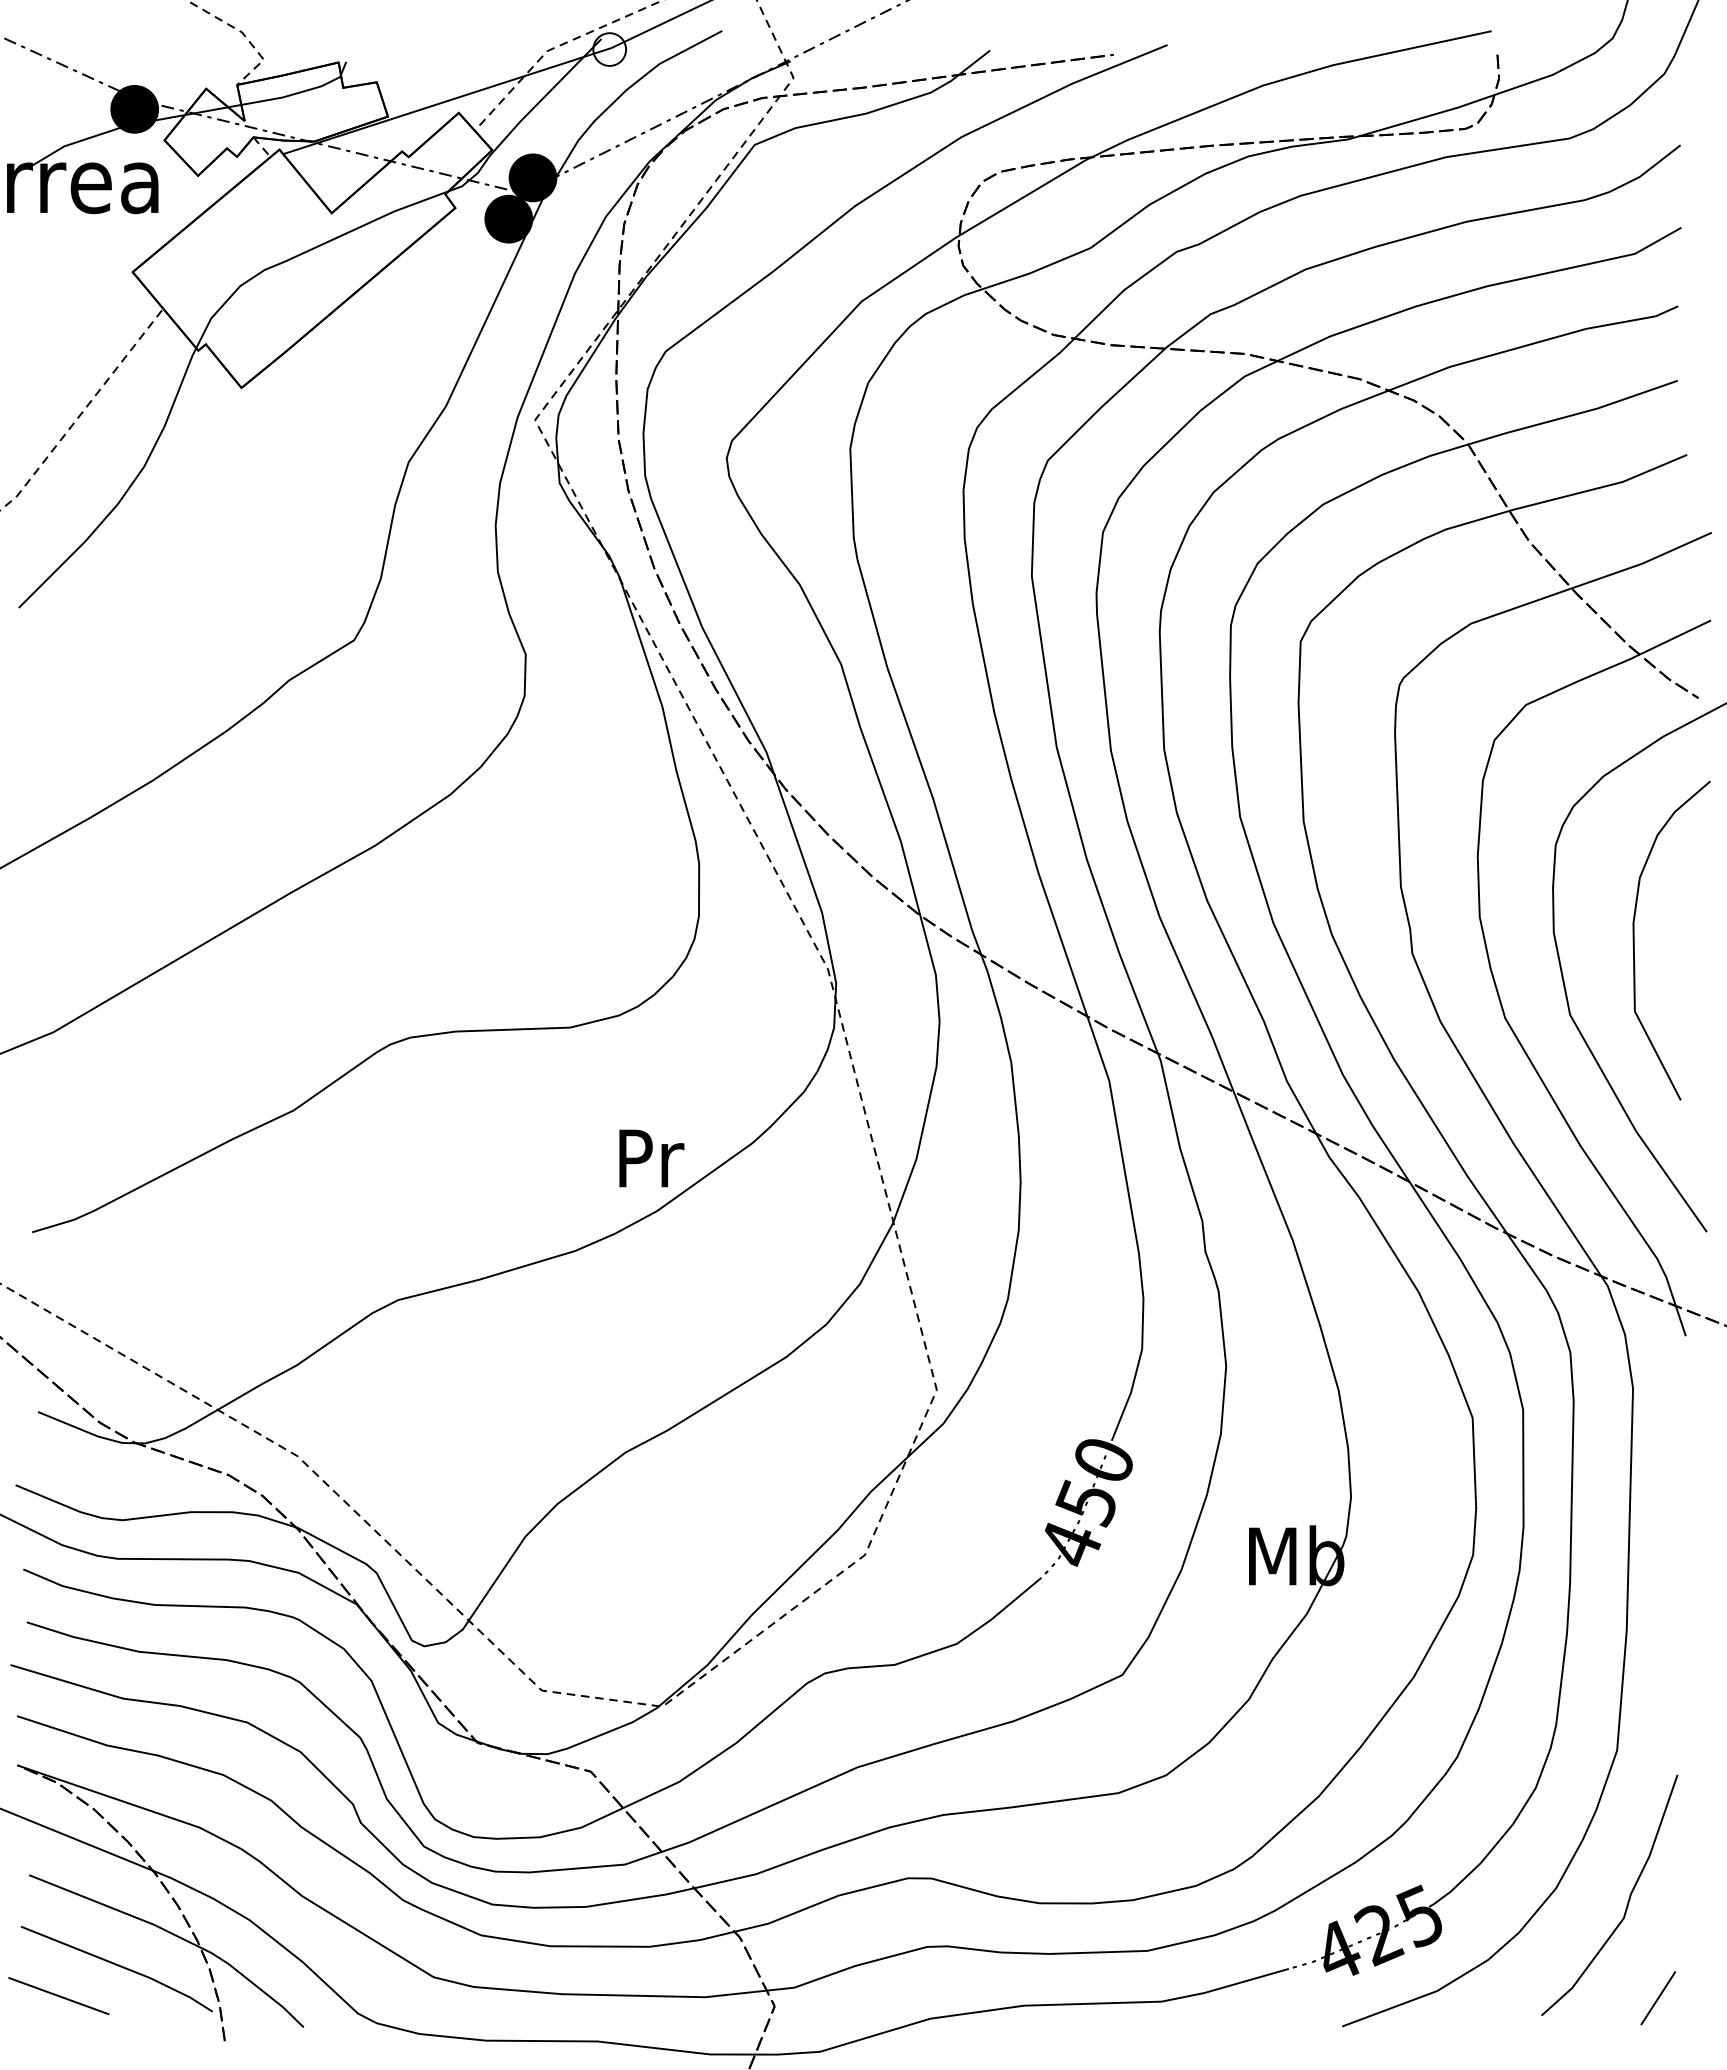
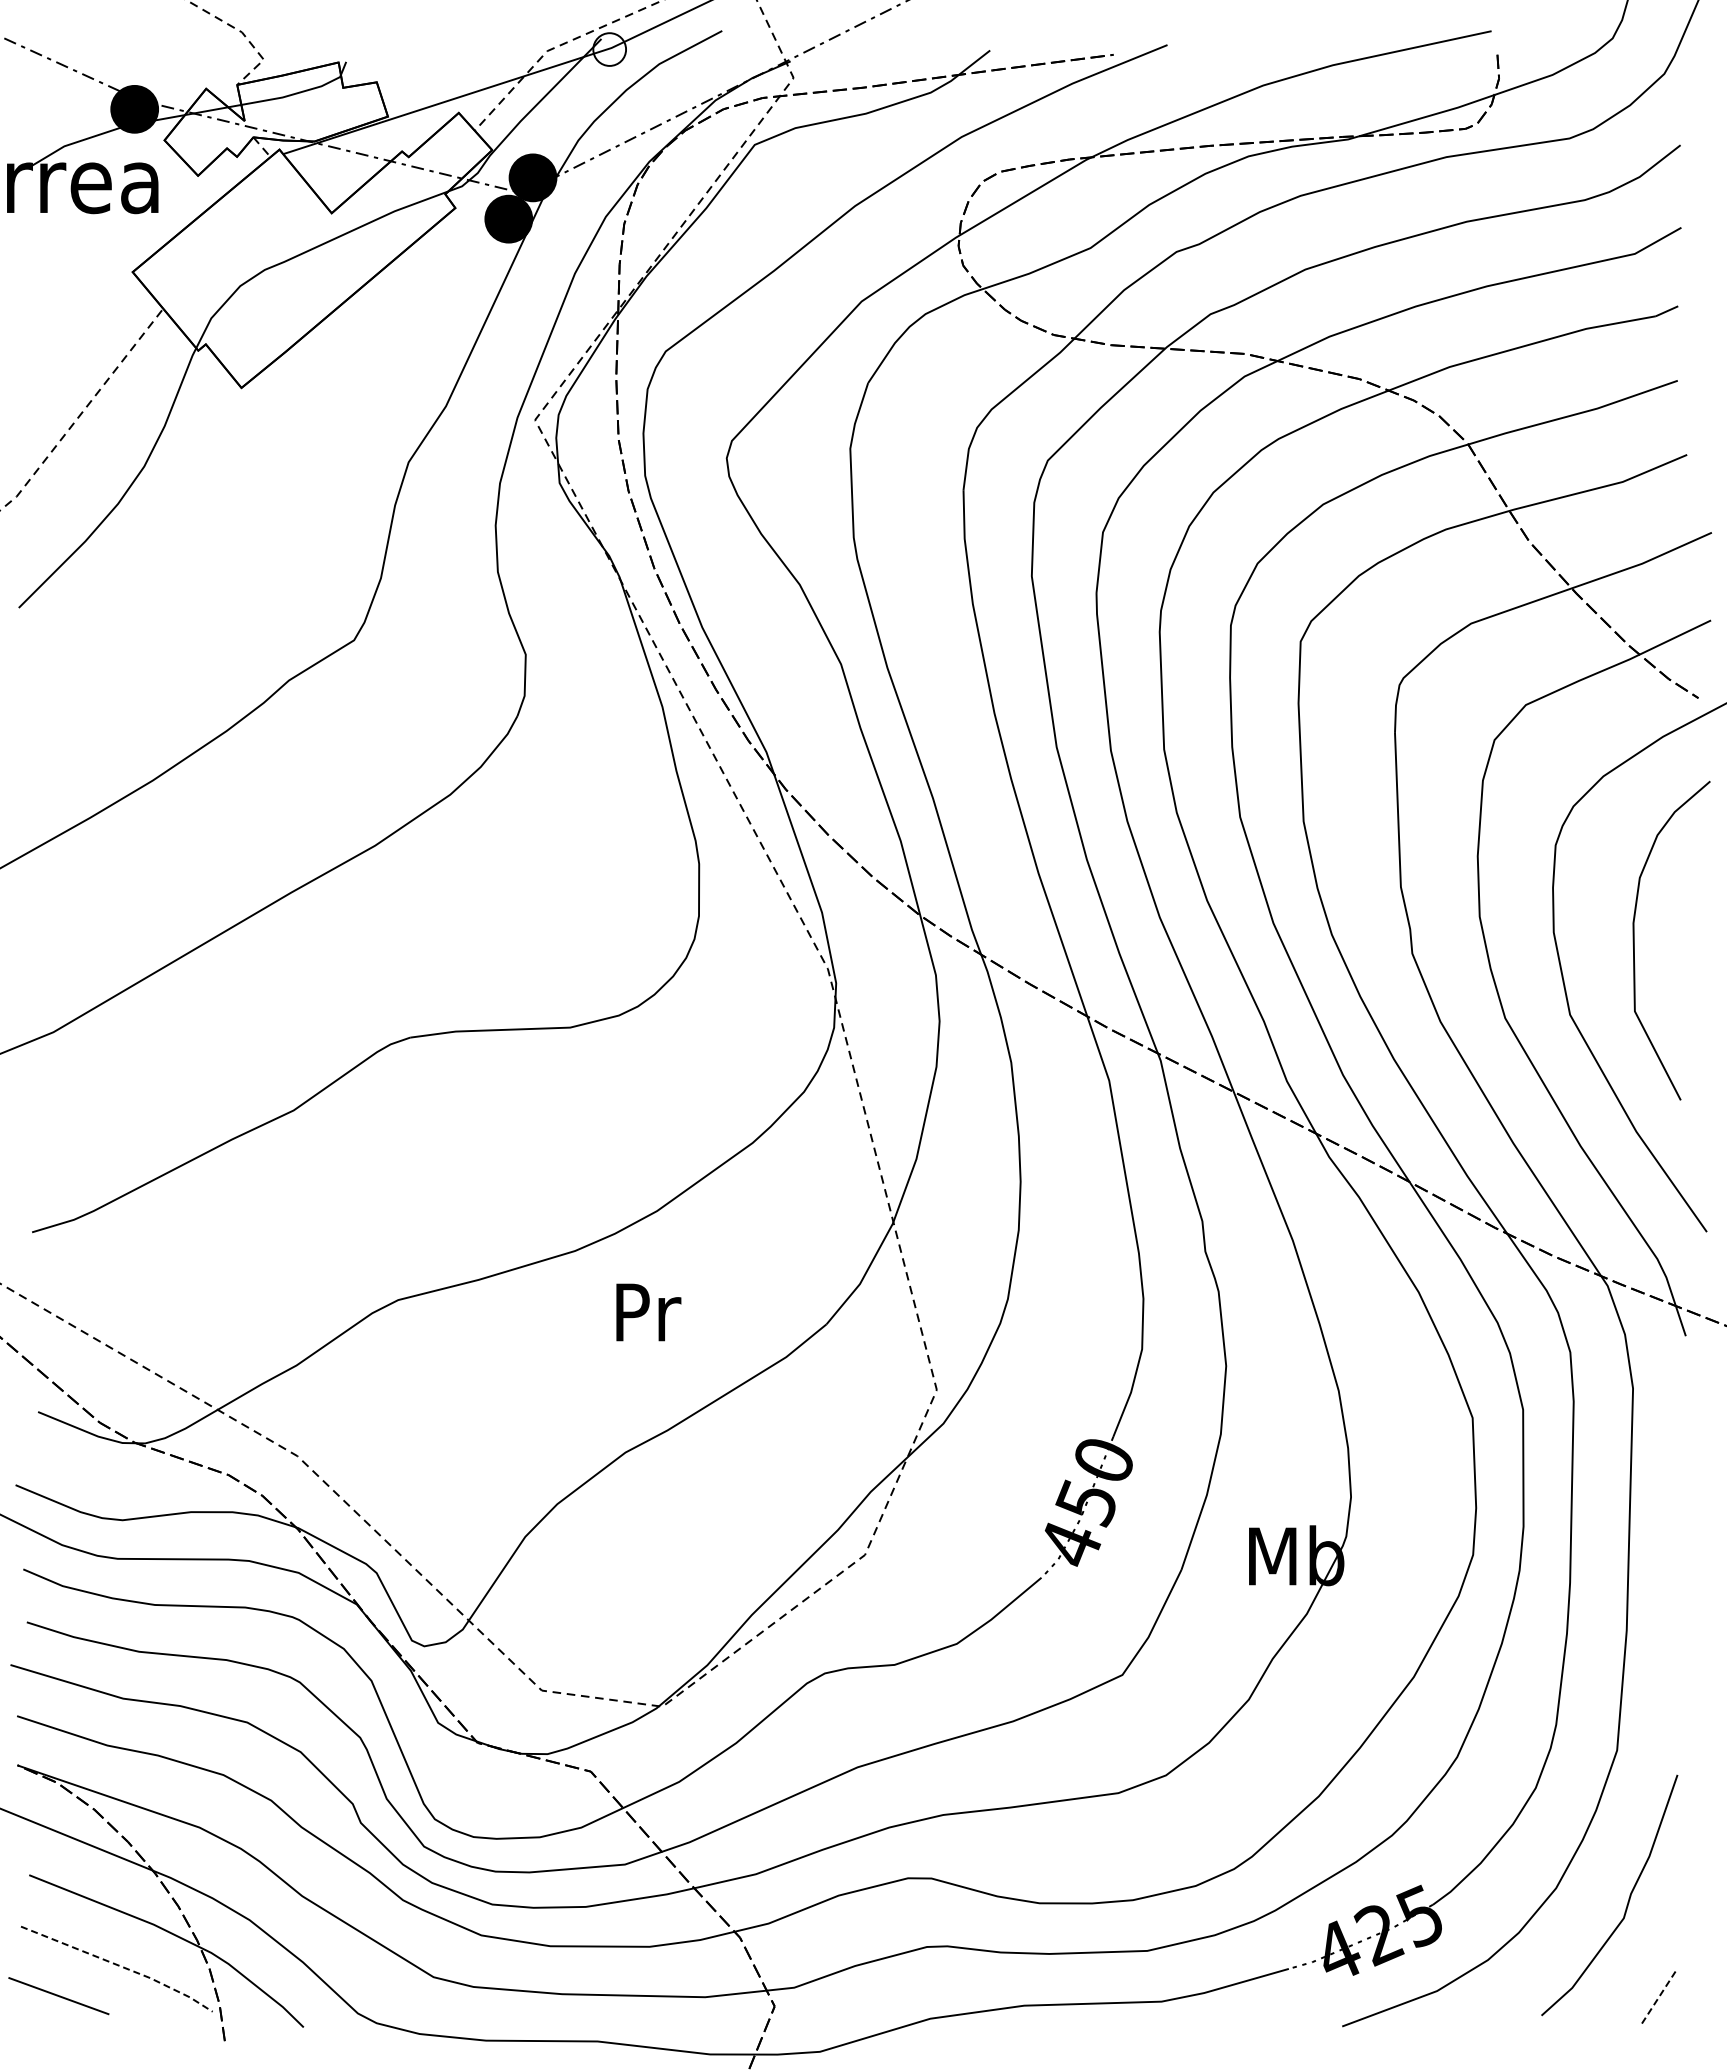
text position: (651, 1158) -> (648, 1312) (648, 1312)
line: solid -> dashed (119, 1965)
line: solid -> dashed (1658, 1998)
